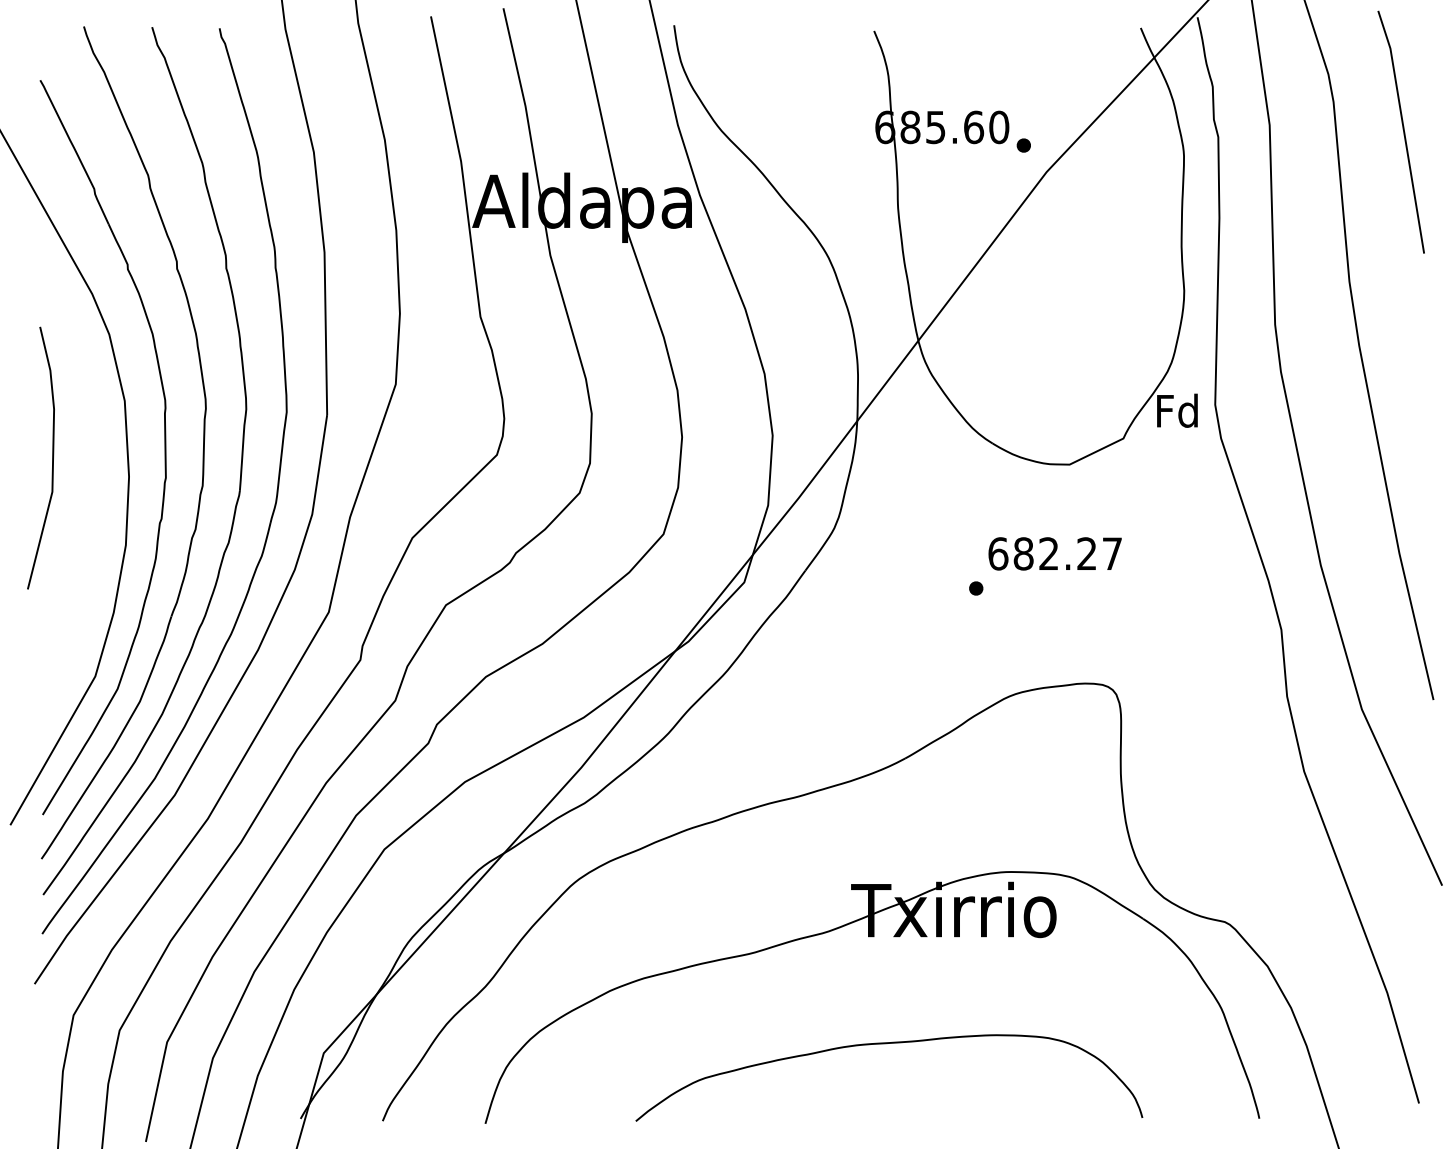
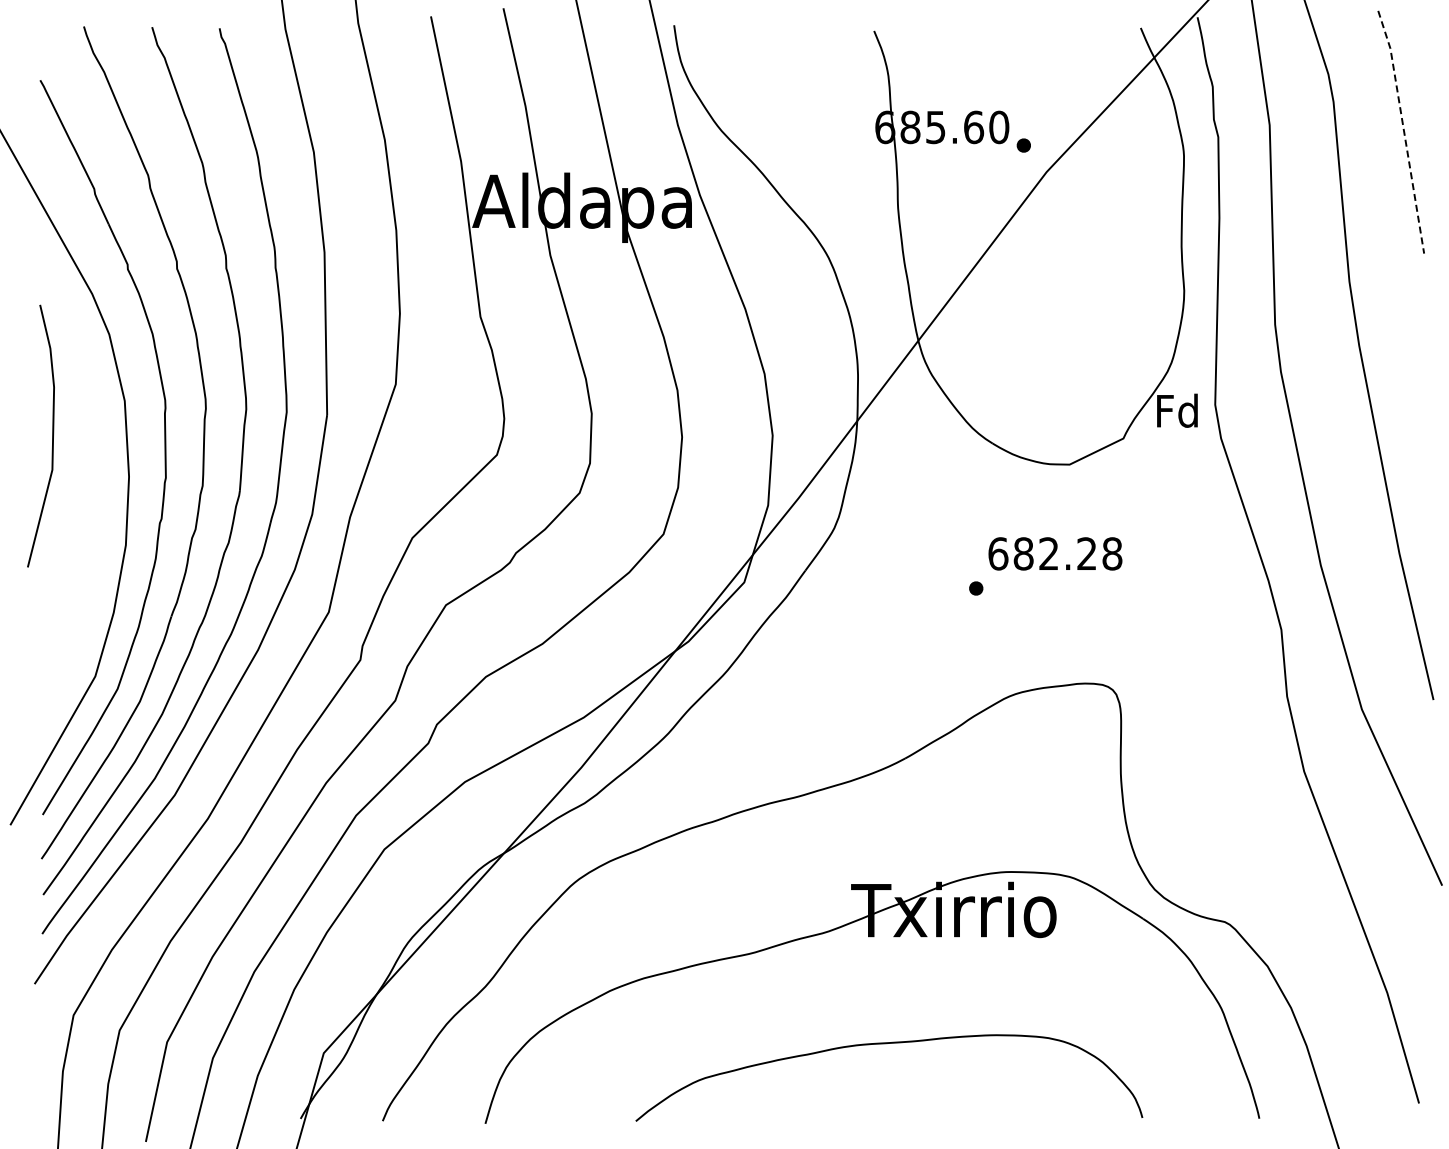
line: solid -> dashed (1404, 131)
line position: (52, 457) -> (52, 435) (52, 435)
text: 682.27 -> 682.28 (1112, 553)
